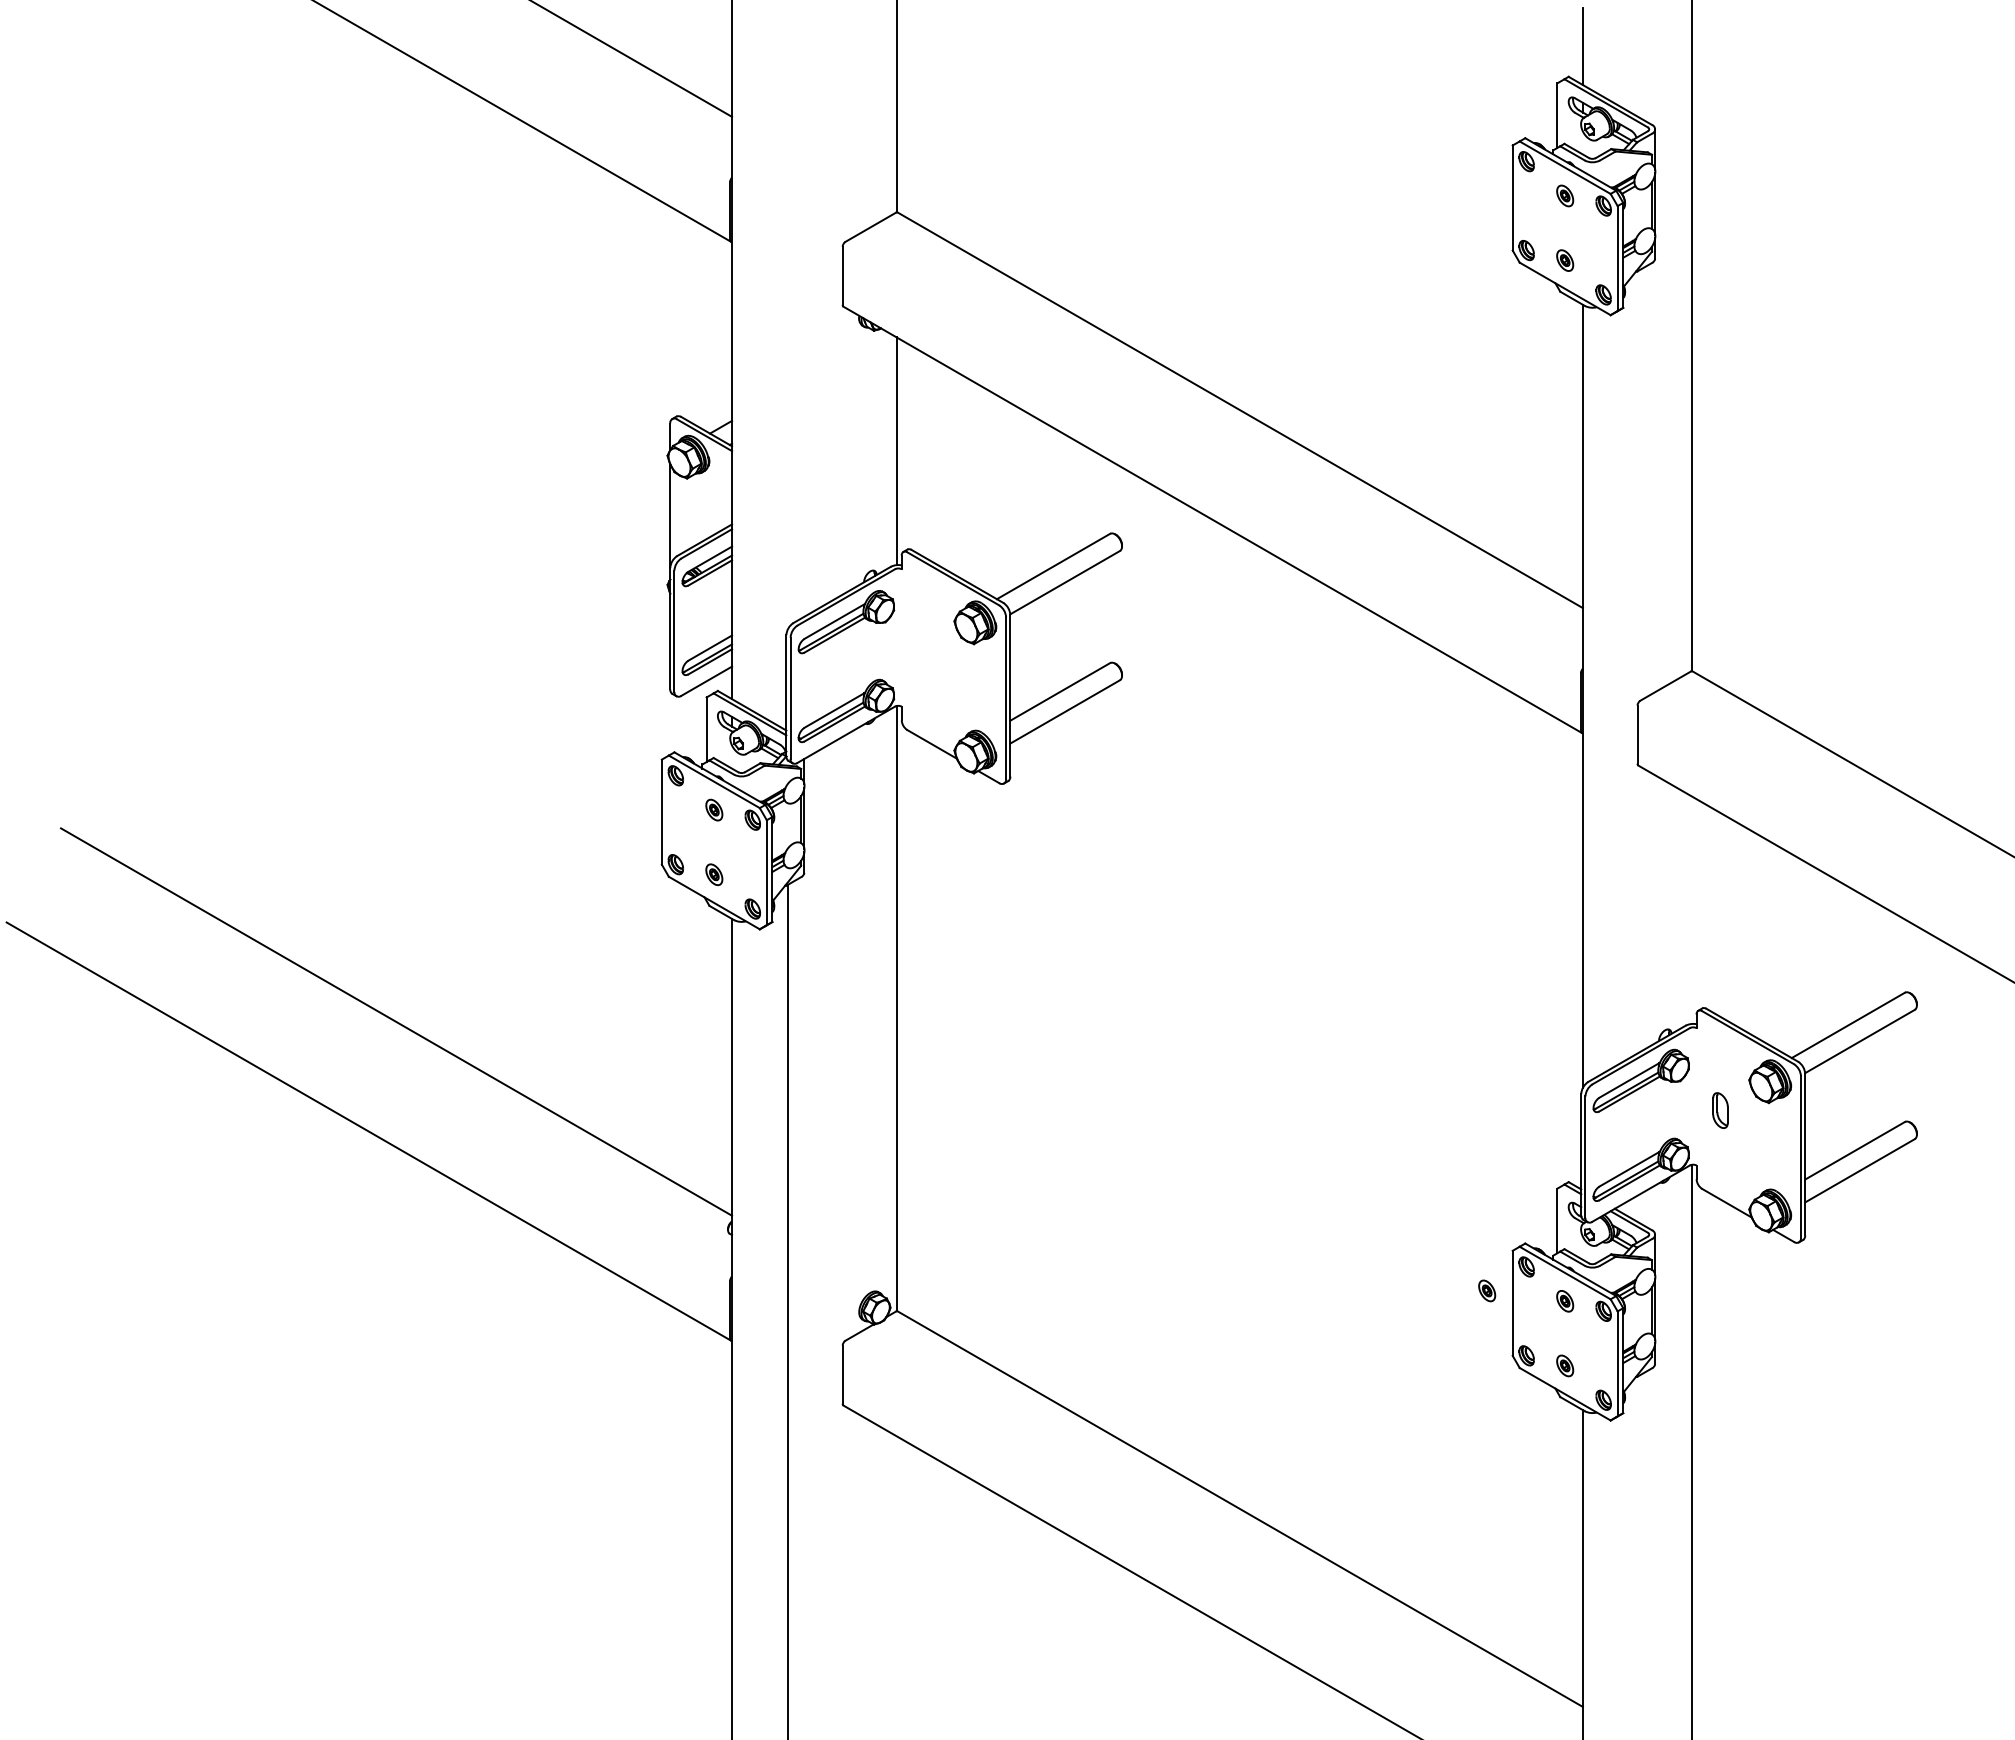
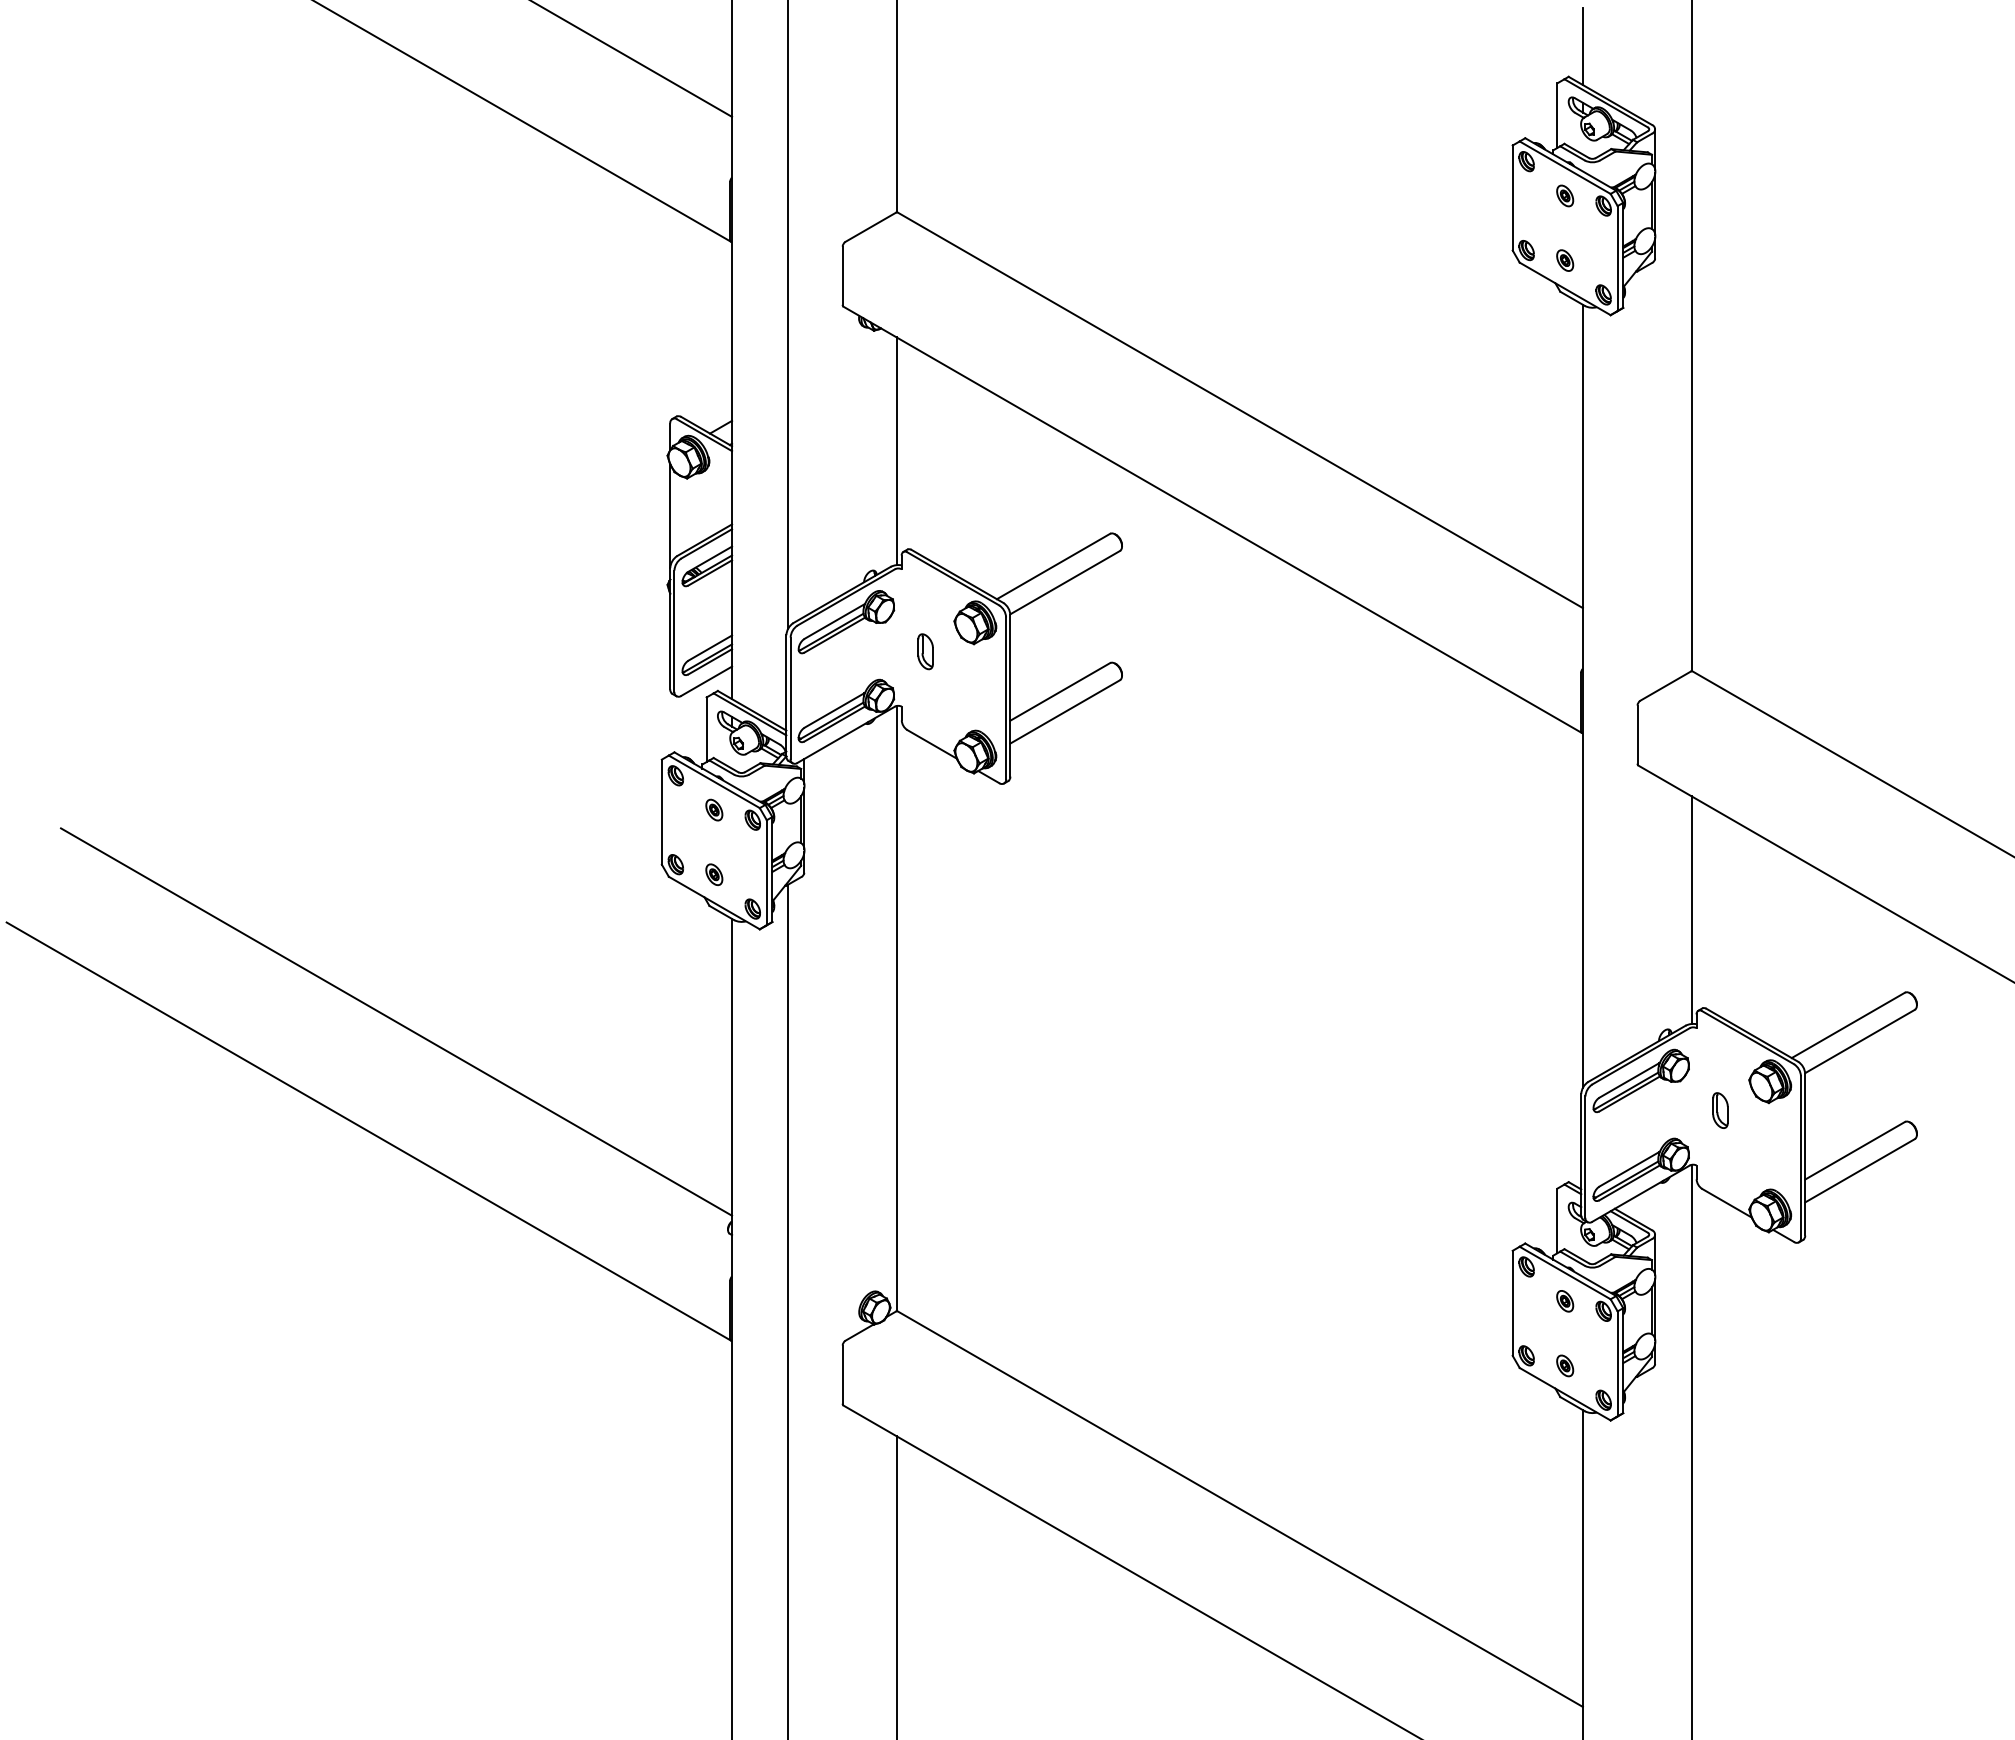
line: none -> present (788, 315)
part: none -> present (925, 651)
line: none -> present (1691, 909)
part: present -> none (1487, 1290)
line: none -> present (896, 1586)
